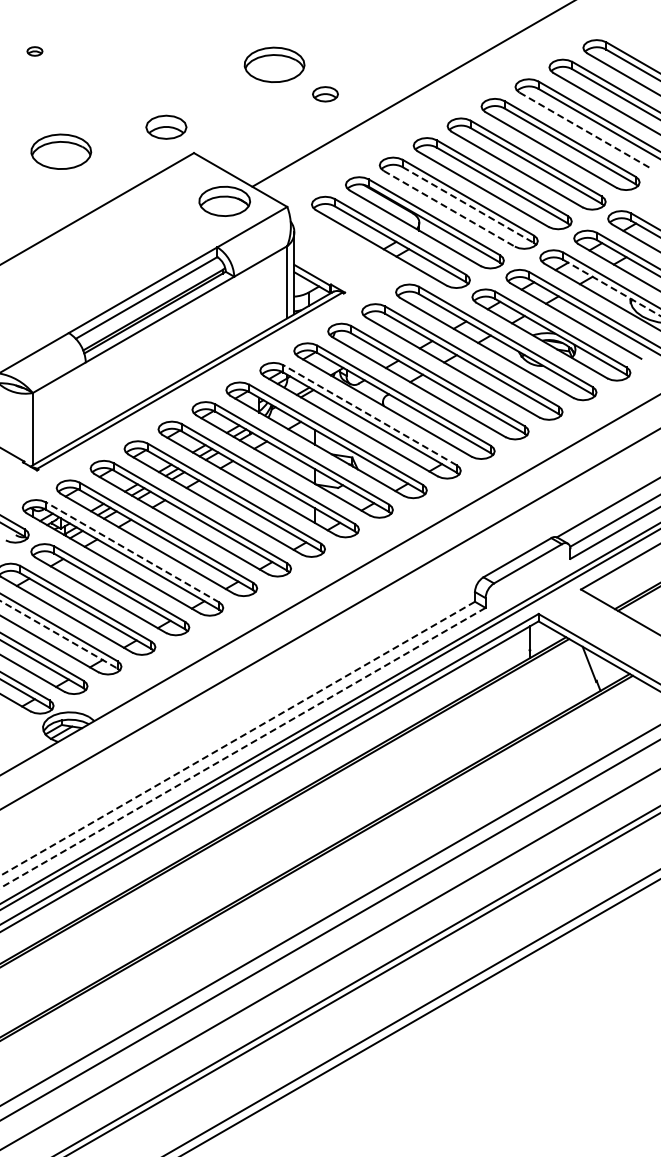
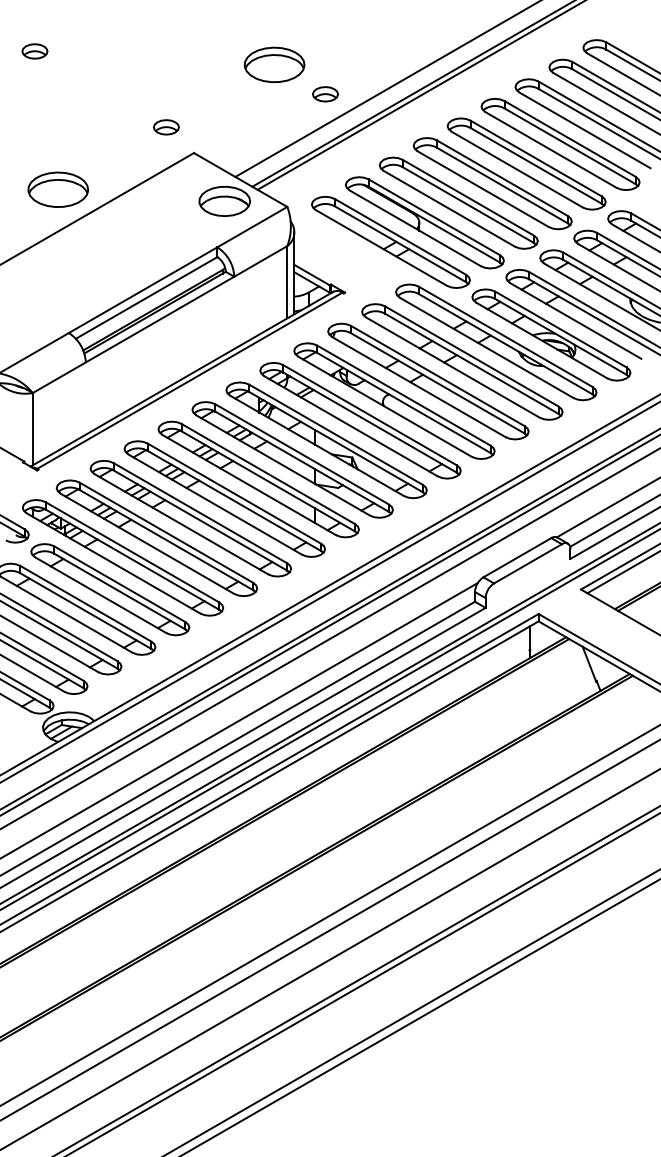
part size: 18x11 px -> 28x17 px (34, 51)
line: none -> present (386, 89)
line: none -> present (419, 95)
part size: 43x26 px -> 27x17 px (166, 127)
line: dashed -> solid (584, 130)
part position: (61, 151) -> (58, 189) (58, 189)
line: dashed -> solid (468, 205)
line: dashed -> solid (449, 208)
line: dashed -> solid (612, 288)
line: dashed -> solid (369, 415)
line: dashed -> solid (132, 552)
line: none -> present (622, 572)
line: none -> present (329, 592)
line: none -> present (329, 625)
line: dashed -> solid (58, 634)
line: none -> present (329, 639)
line: none -> present (239, 719)
line: dashed -> solid (237, 738)
line: dashed -> solid (243, 747)
